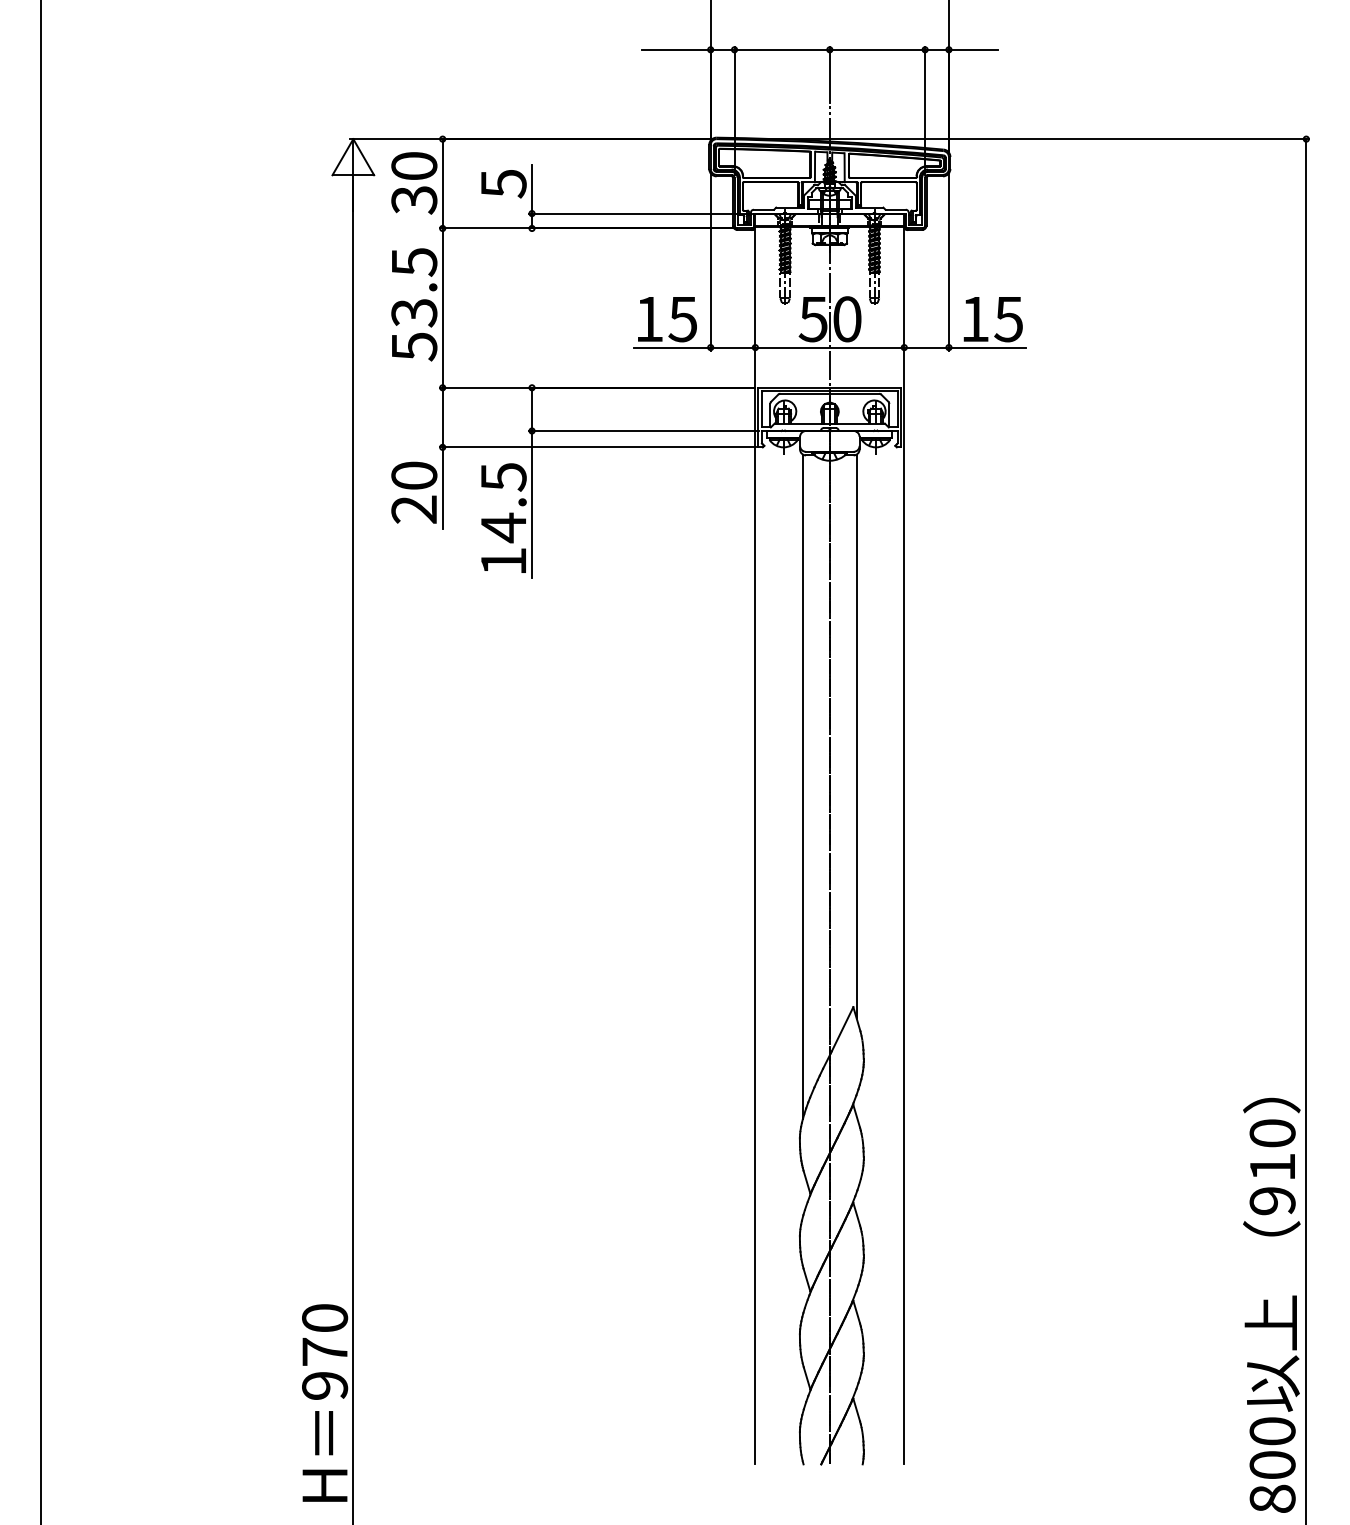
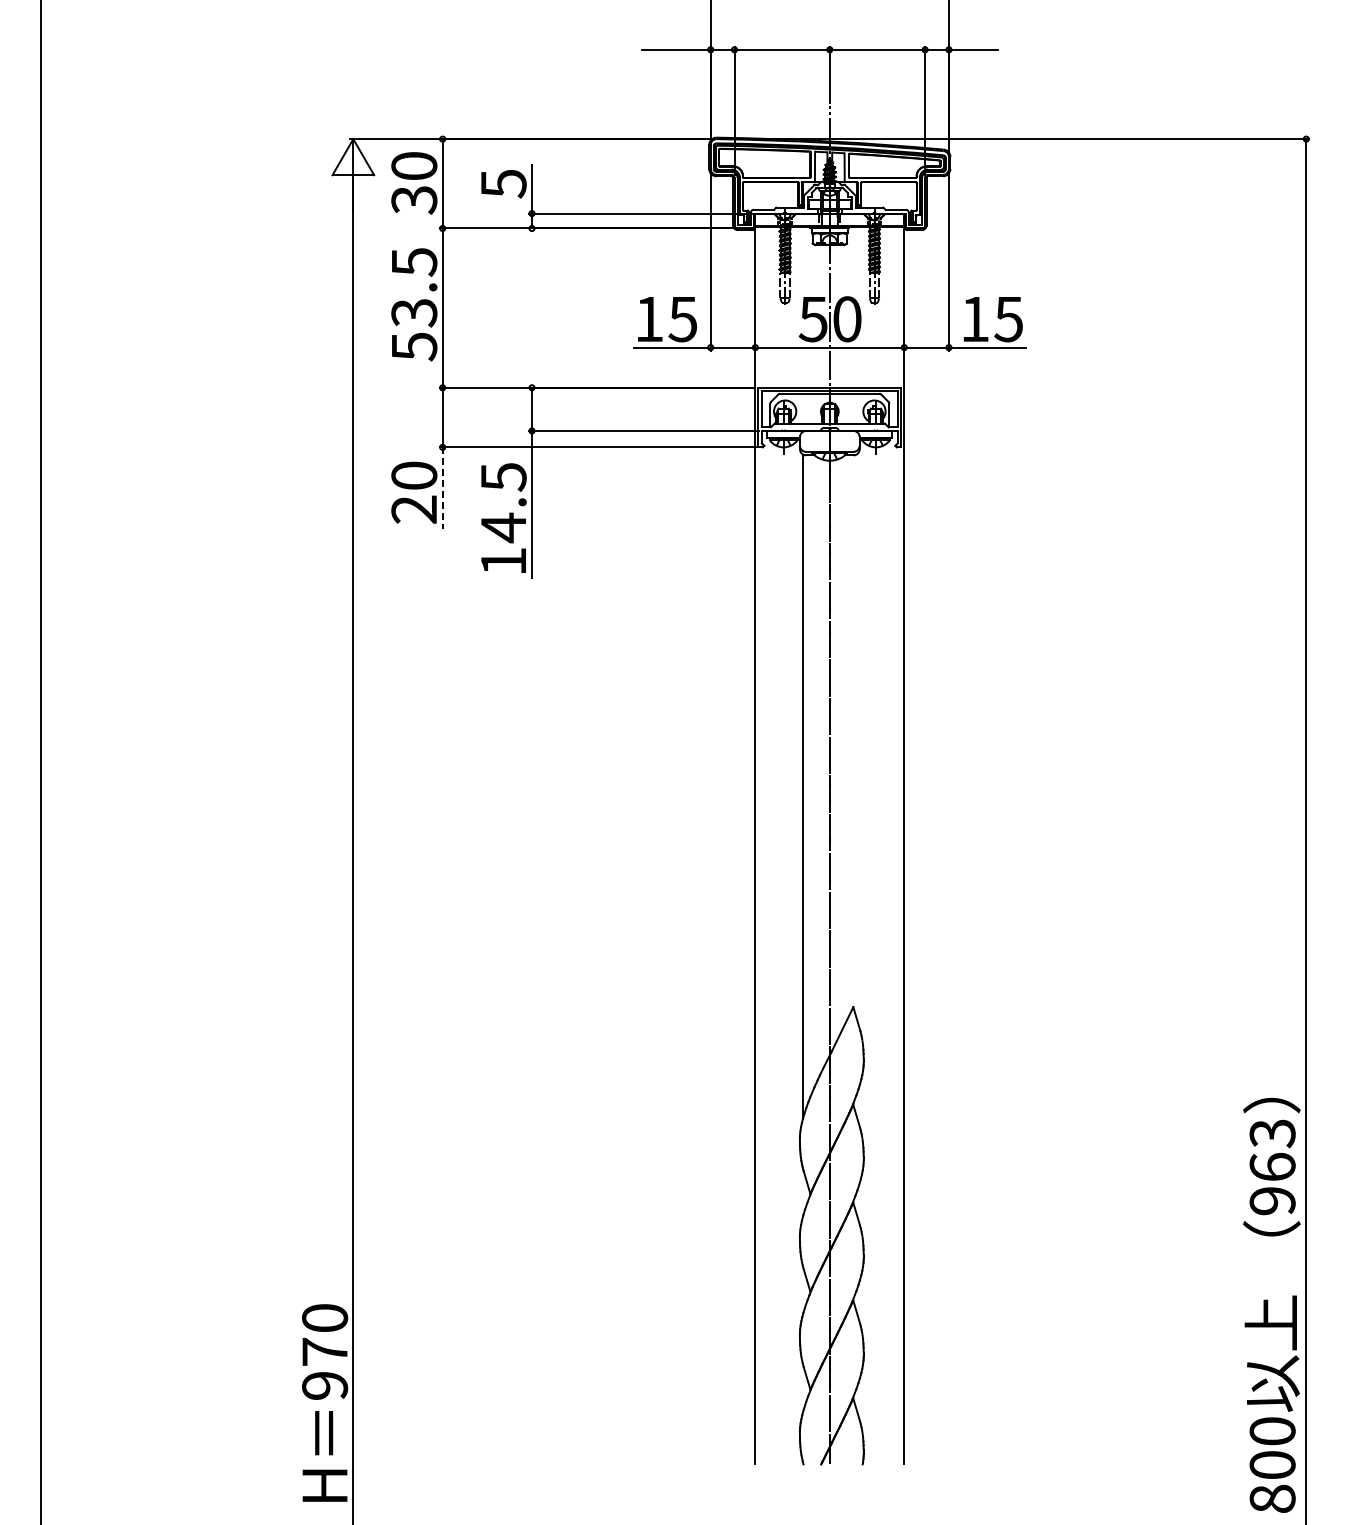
line: solid -> dashed (442, 488)
line: present -> none (856, 736)
text: 910 -> 963 (1272, 1149)
